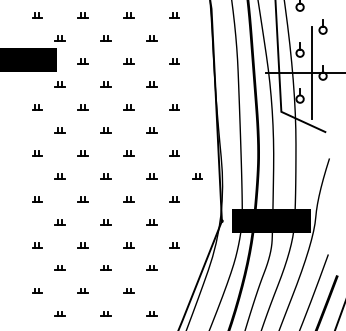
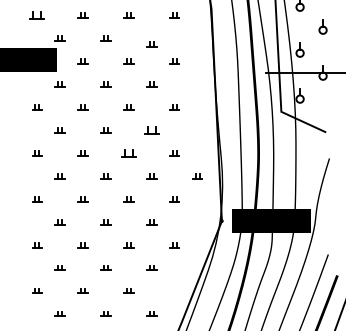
part size: 11x7 px -> 16x9 px (36, 15)
part position: (151, 38) -> (151, 44) (151, 44)
line: present -> none (312, 73)
part size: 12x7 px -> 16x9 px (151, 130)
part size: 12x7 px -> 16x9 px (128, 153)
